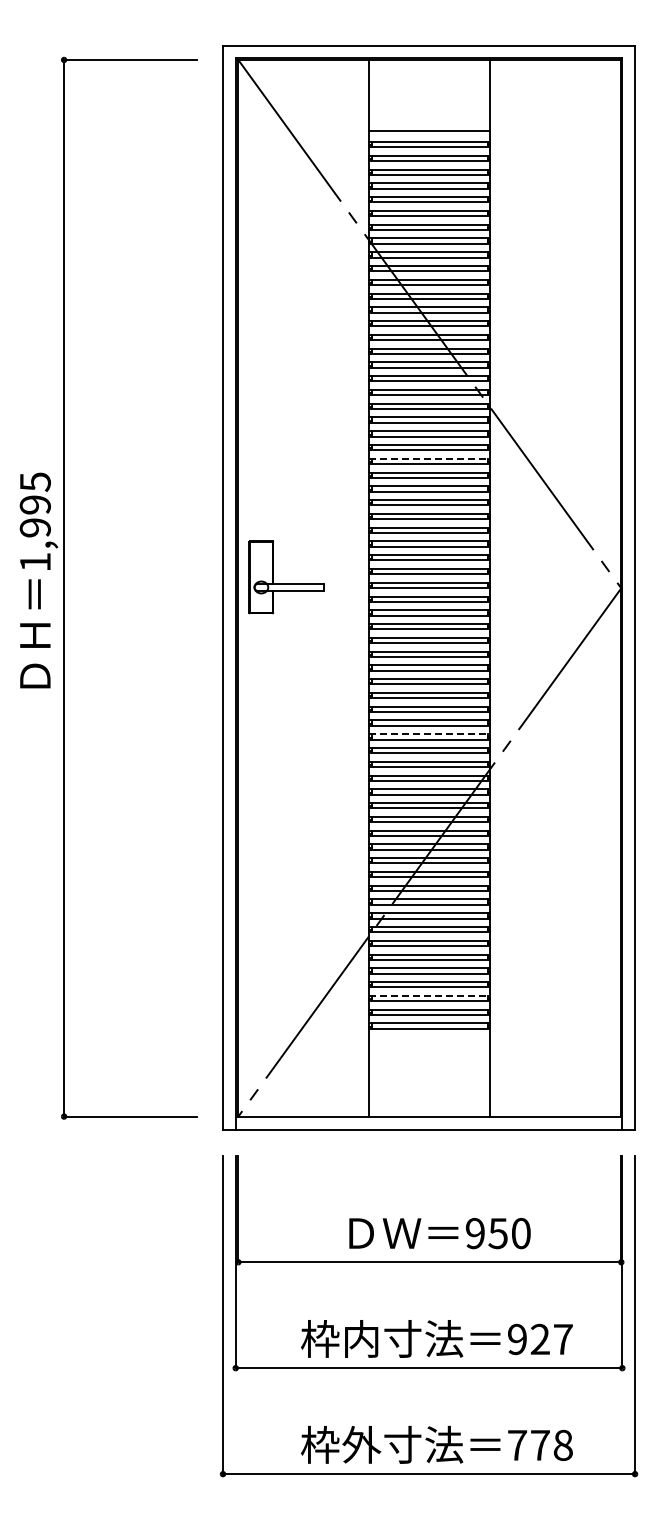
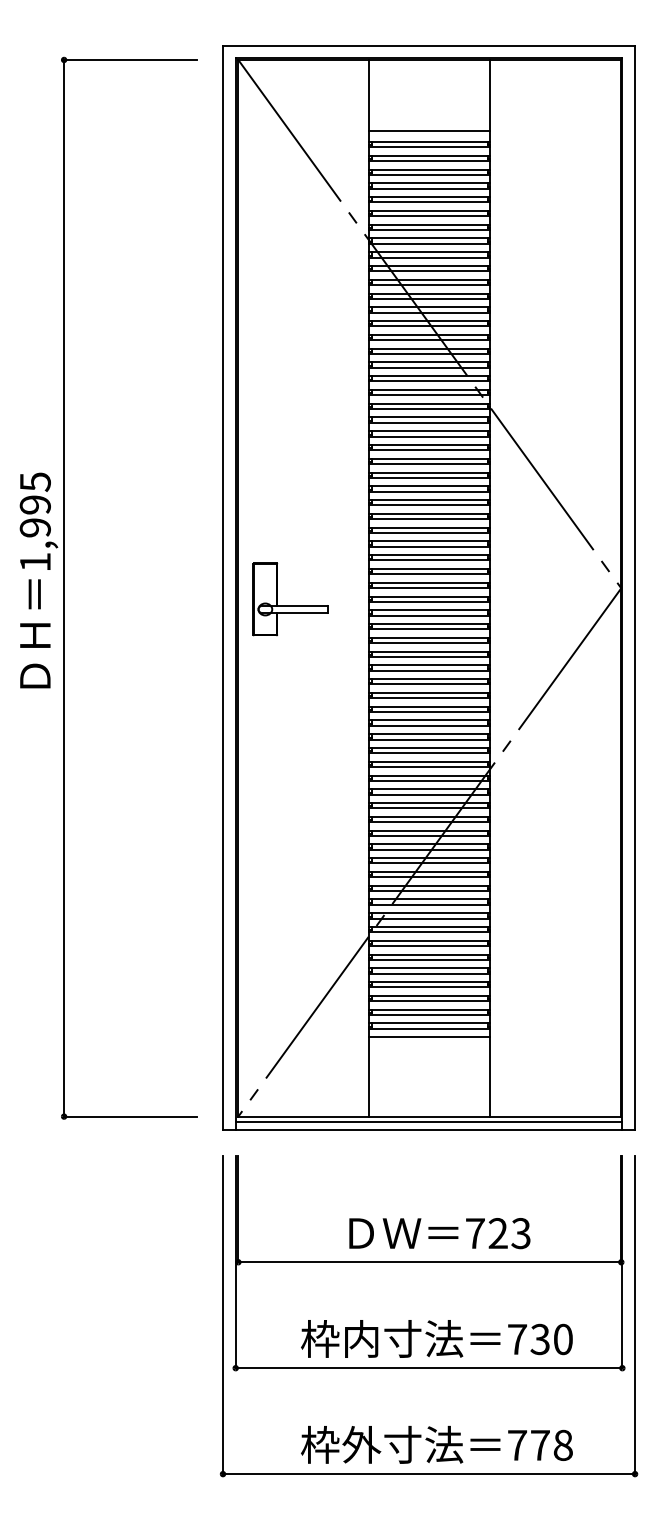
line: dashed -> solid (430, 458)
part position: (286, 577) -> (290, 599) (290, 599)
line: dashed -> solid (430, 734)
line: dashed -> solid (430, 995)
line: none -> present (429, 1037)
line: none -> present (428, 1121)
text: 950 -> 723 (497, 1233)
text: 927 -> 730 (540, 1339)
